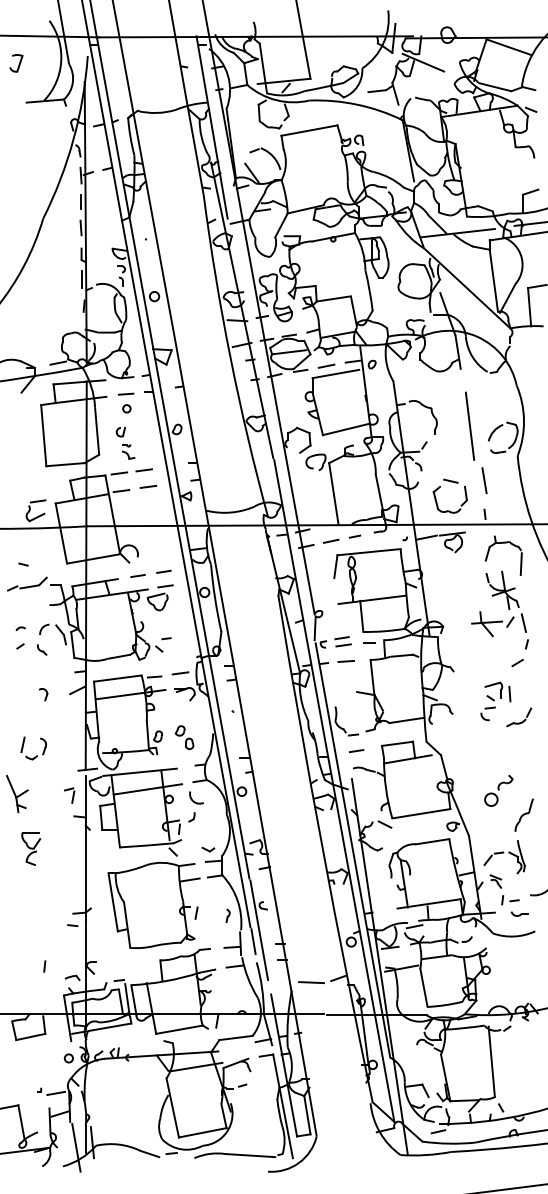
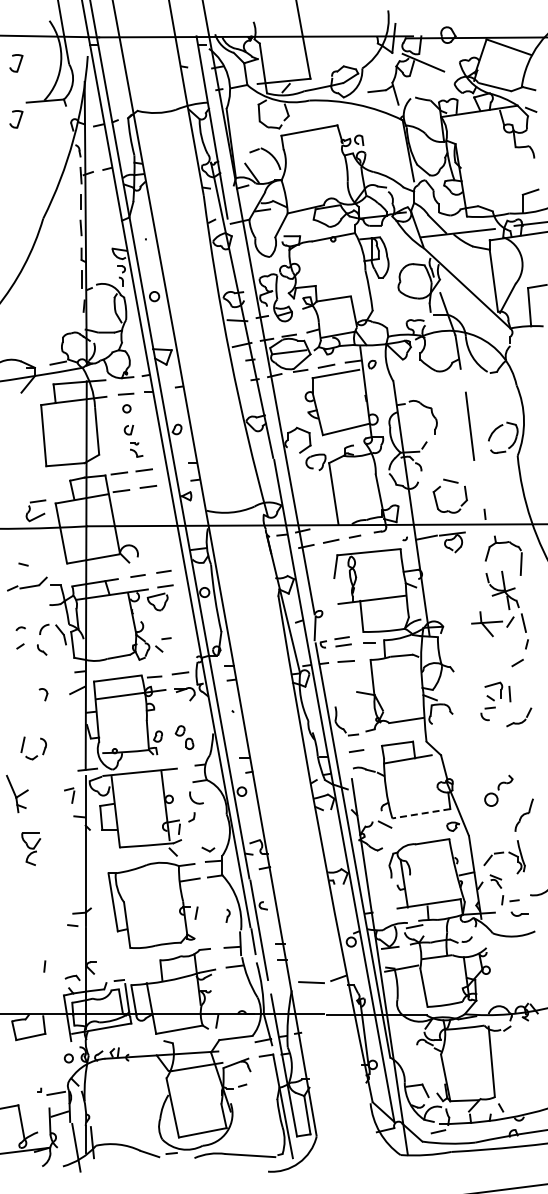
part: none -> present (16, 119)
part position: (125, 442) -> (133, 440) (133, 440)
line: present -> none (484, 480)
line: present -> none (147, 789)
line: solid -> dashed (420, 813)
